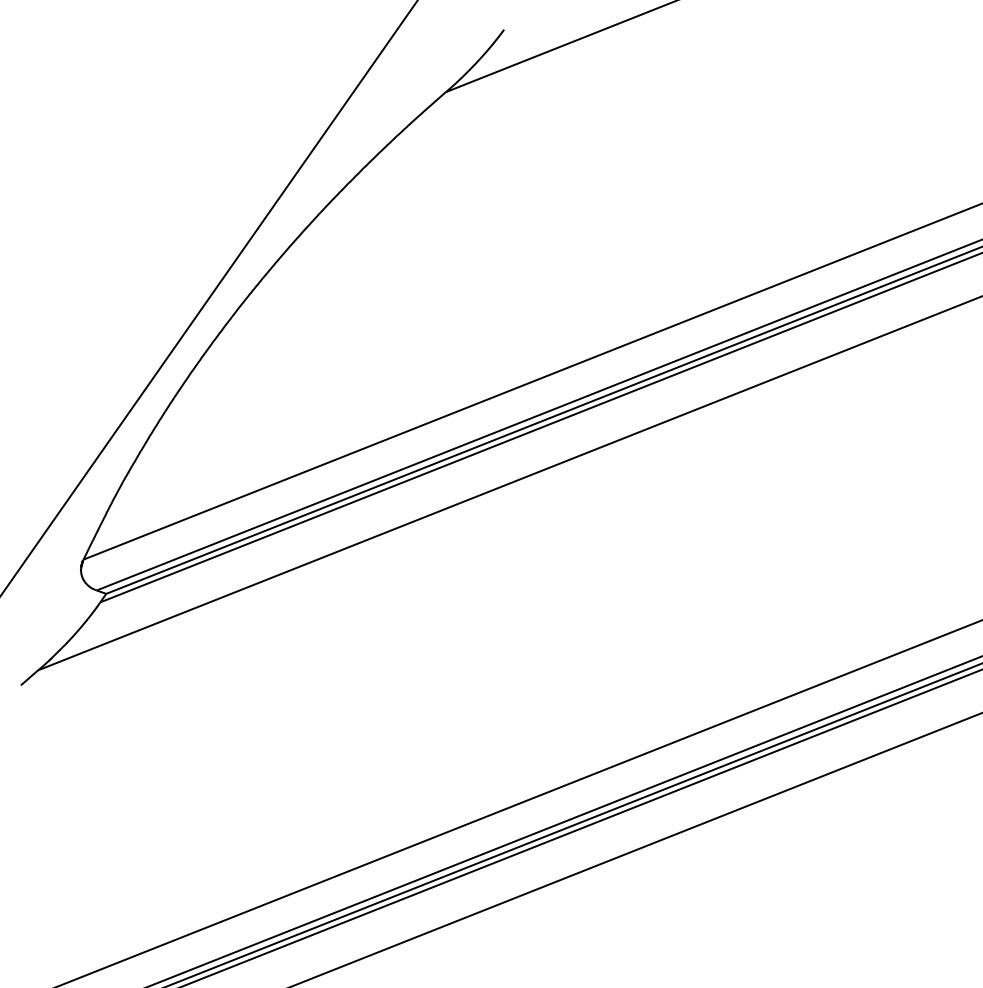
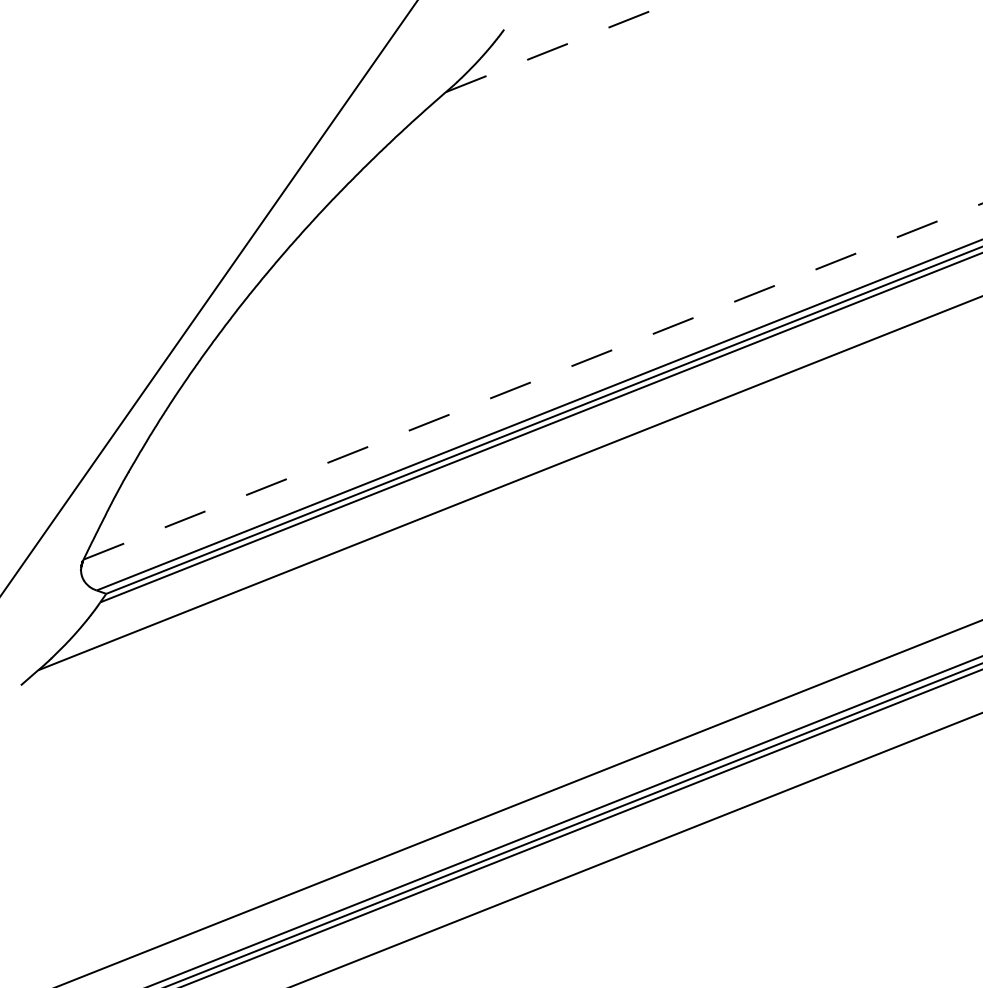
line: solid -> dashed (562, 46)
line: solid -> dashed (533, 381)
